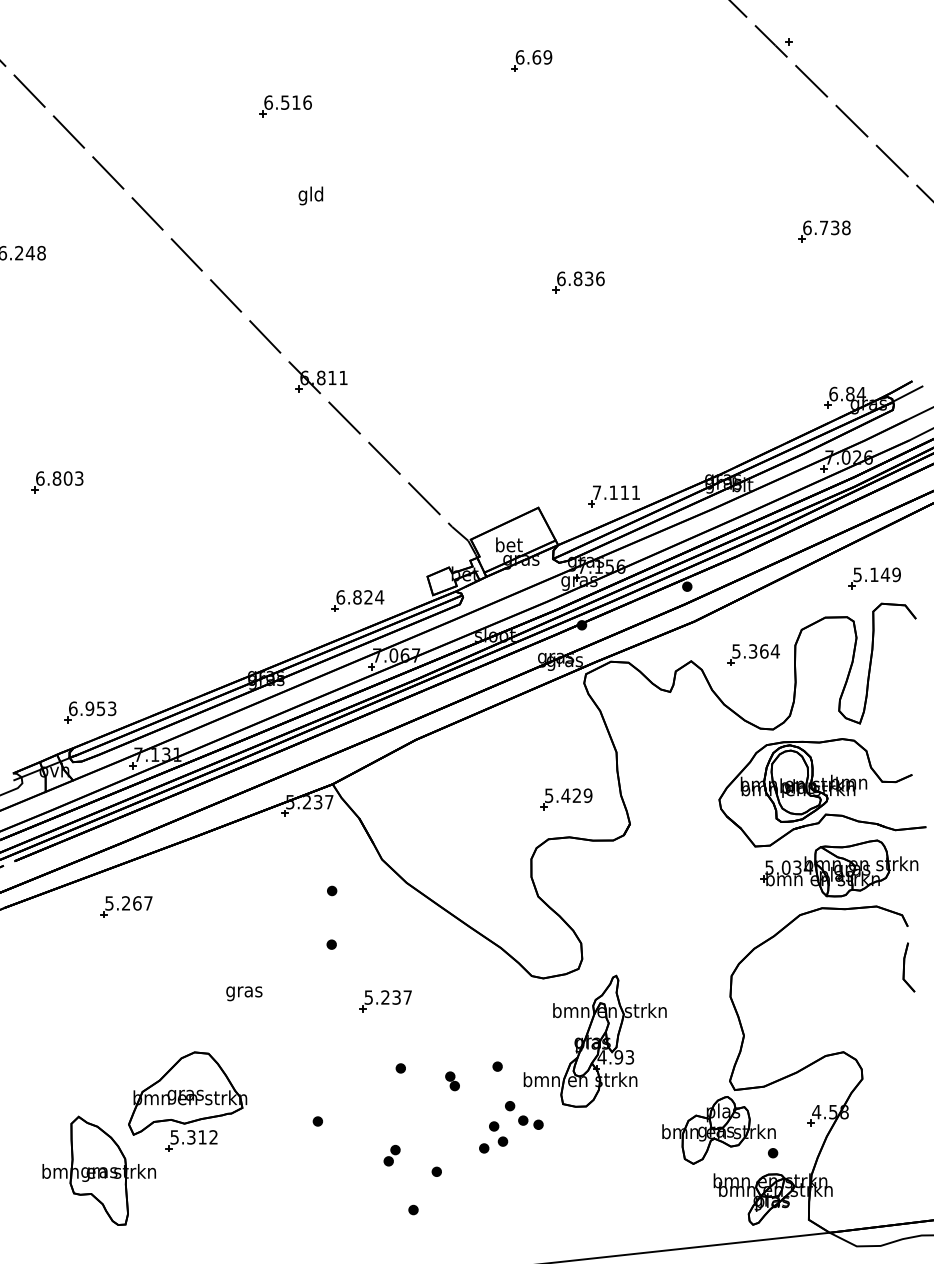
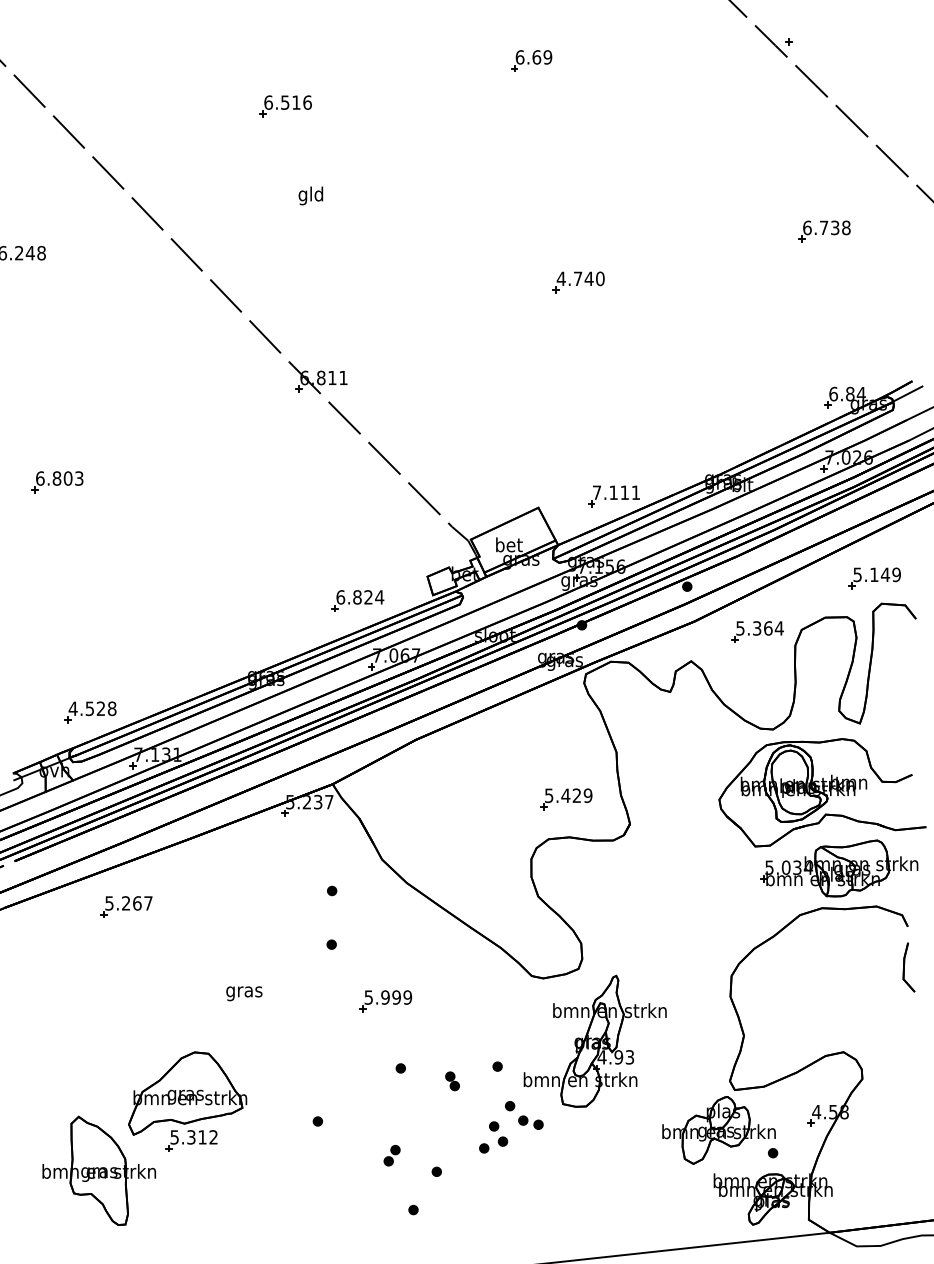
text: 6.836 -> 4.740 (580, 278)
part position: (753, 654) -> (757, 631) (757, 631)
text: 6.953 -> 4.528 (92, 708)
text: 5.237 -> 5.999 (396, 997)
